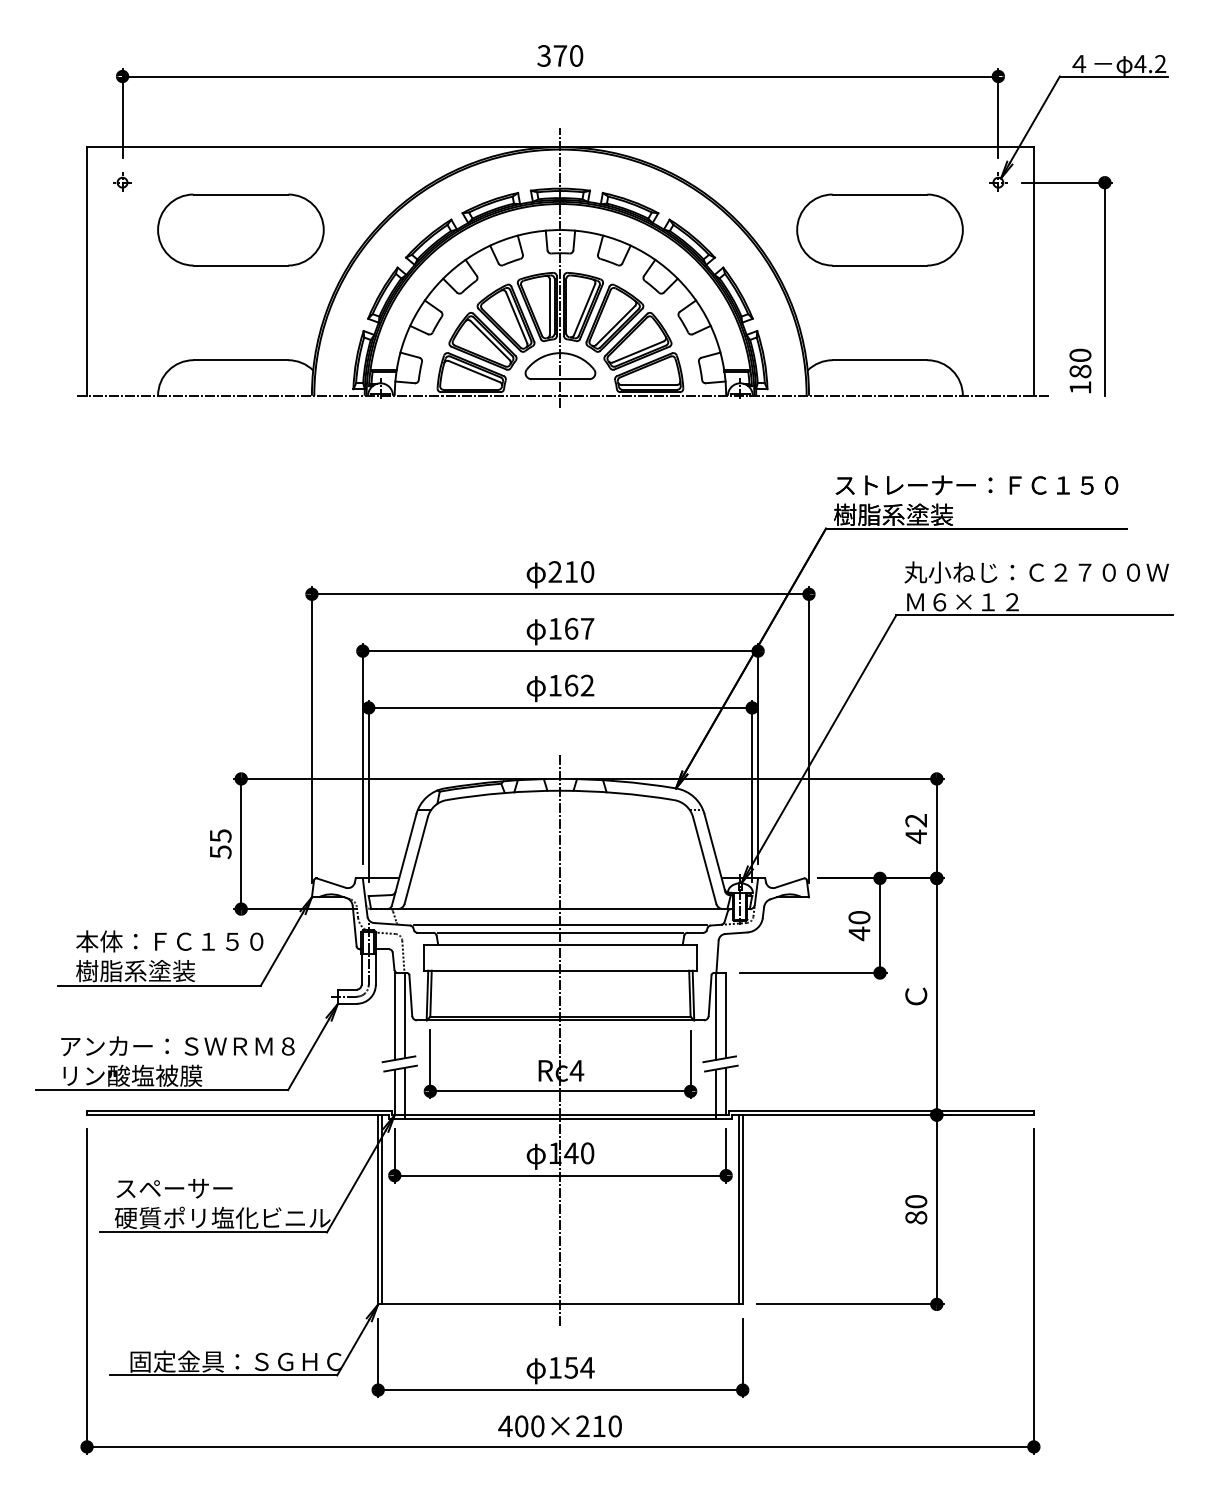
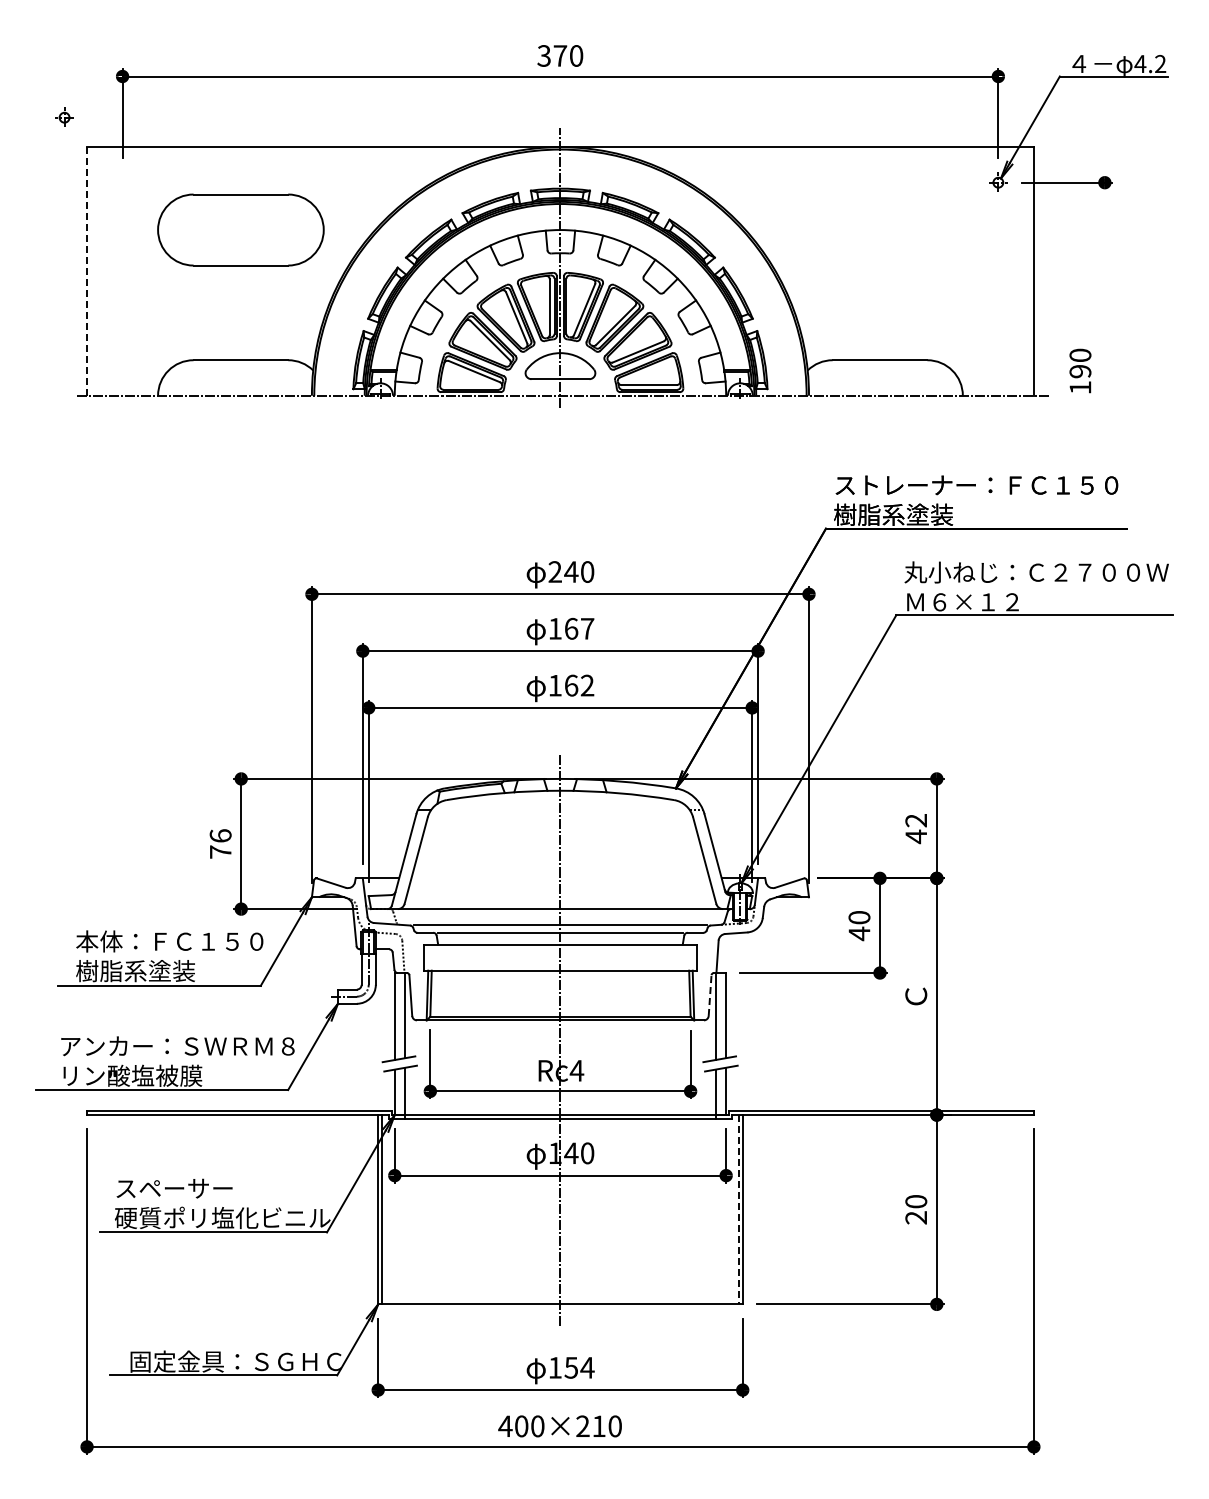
part position: (122, 181) -> (64, 116) (64, 116)
part: present -> none (879, 229)
line: solid -> dashed (87, 270)
line: present -> none (1104, 288)
text: 180 -> 190 (1080, 371)
text: 210 -> 240 (571, 571)
text: 55 -> 76 (220, 844)
line: solid -> dashed (710, 995)
line: solid -> dashed (738, 1209)
text: 80 -> 20 (916, 1217)
